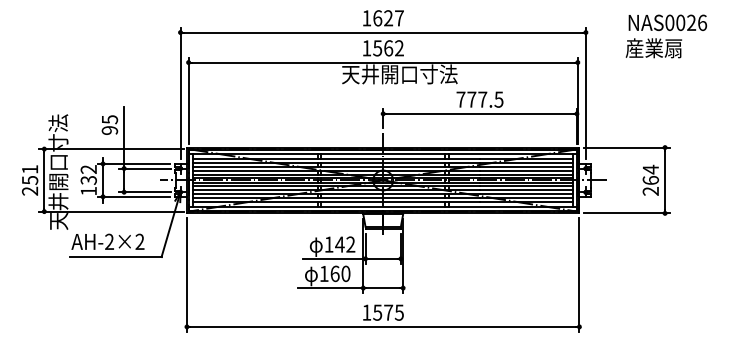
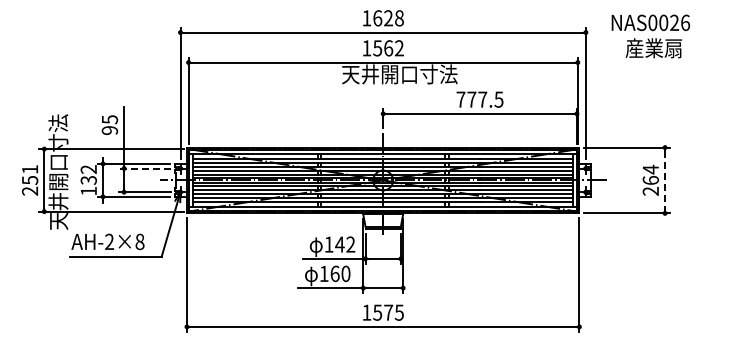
text: 1627 -> 1628 (399, 18)
text position: (667, 22) -> (650, 22) (650, 22)
line: solid -> dashed (144, 168)
line: solid -> dashed (665, 180)
text: AH-2×2 -> AH-2×8 (139, 241)
